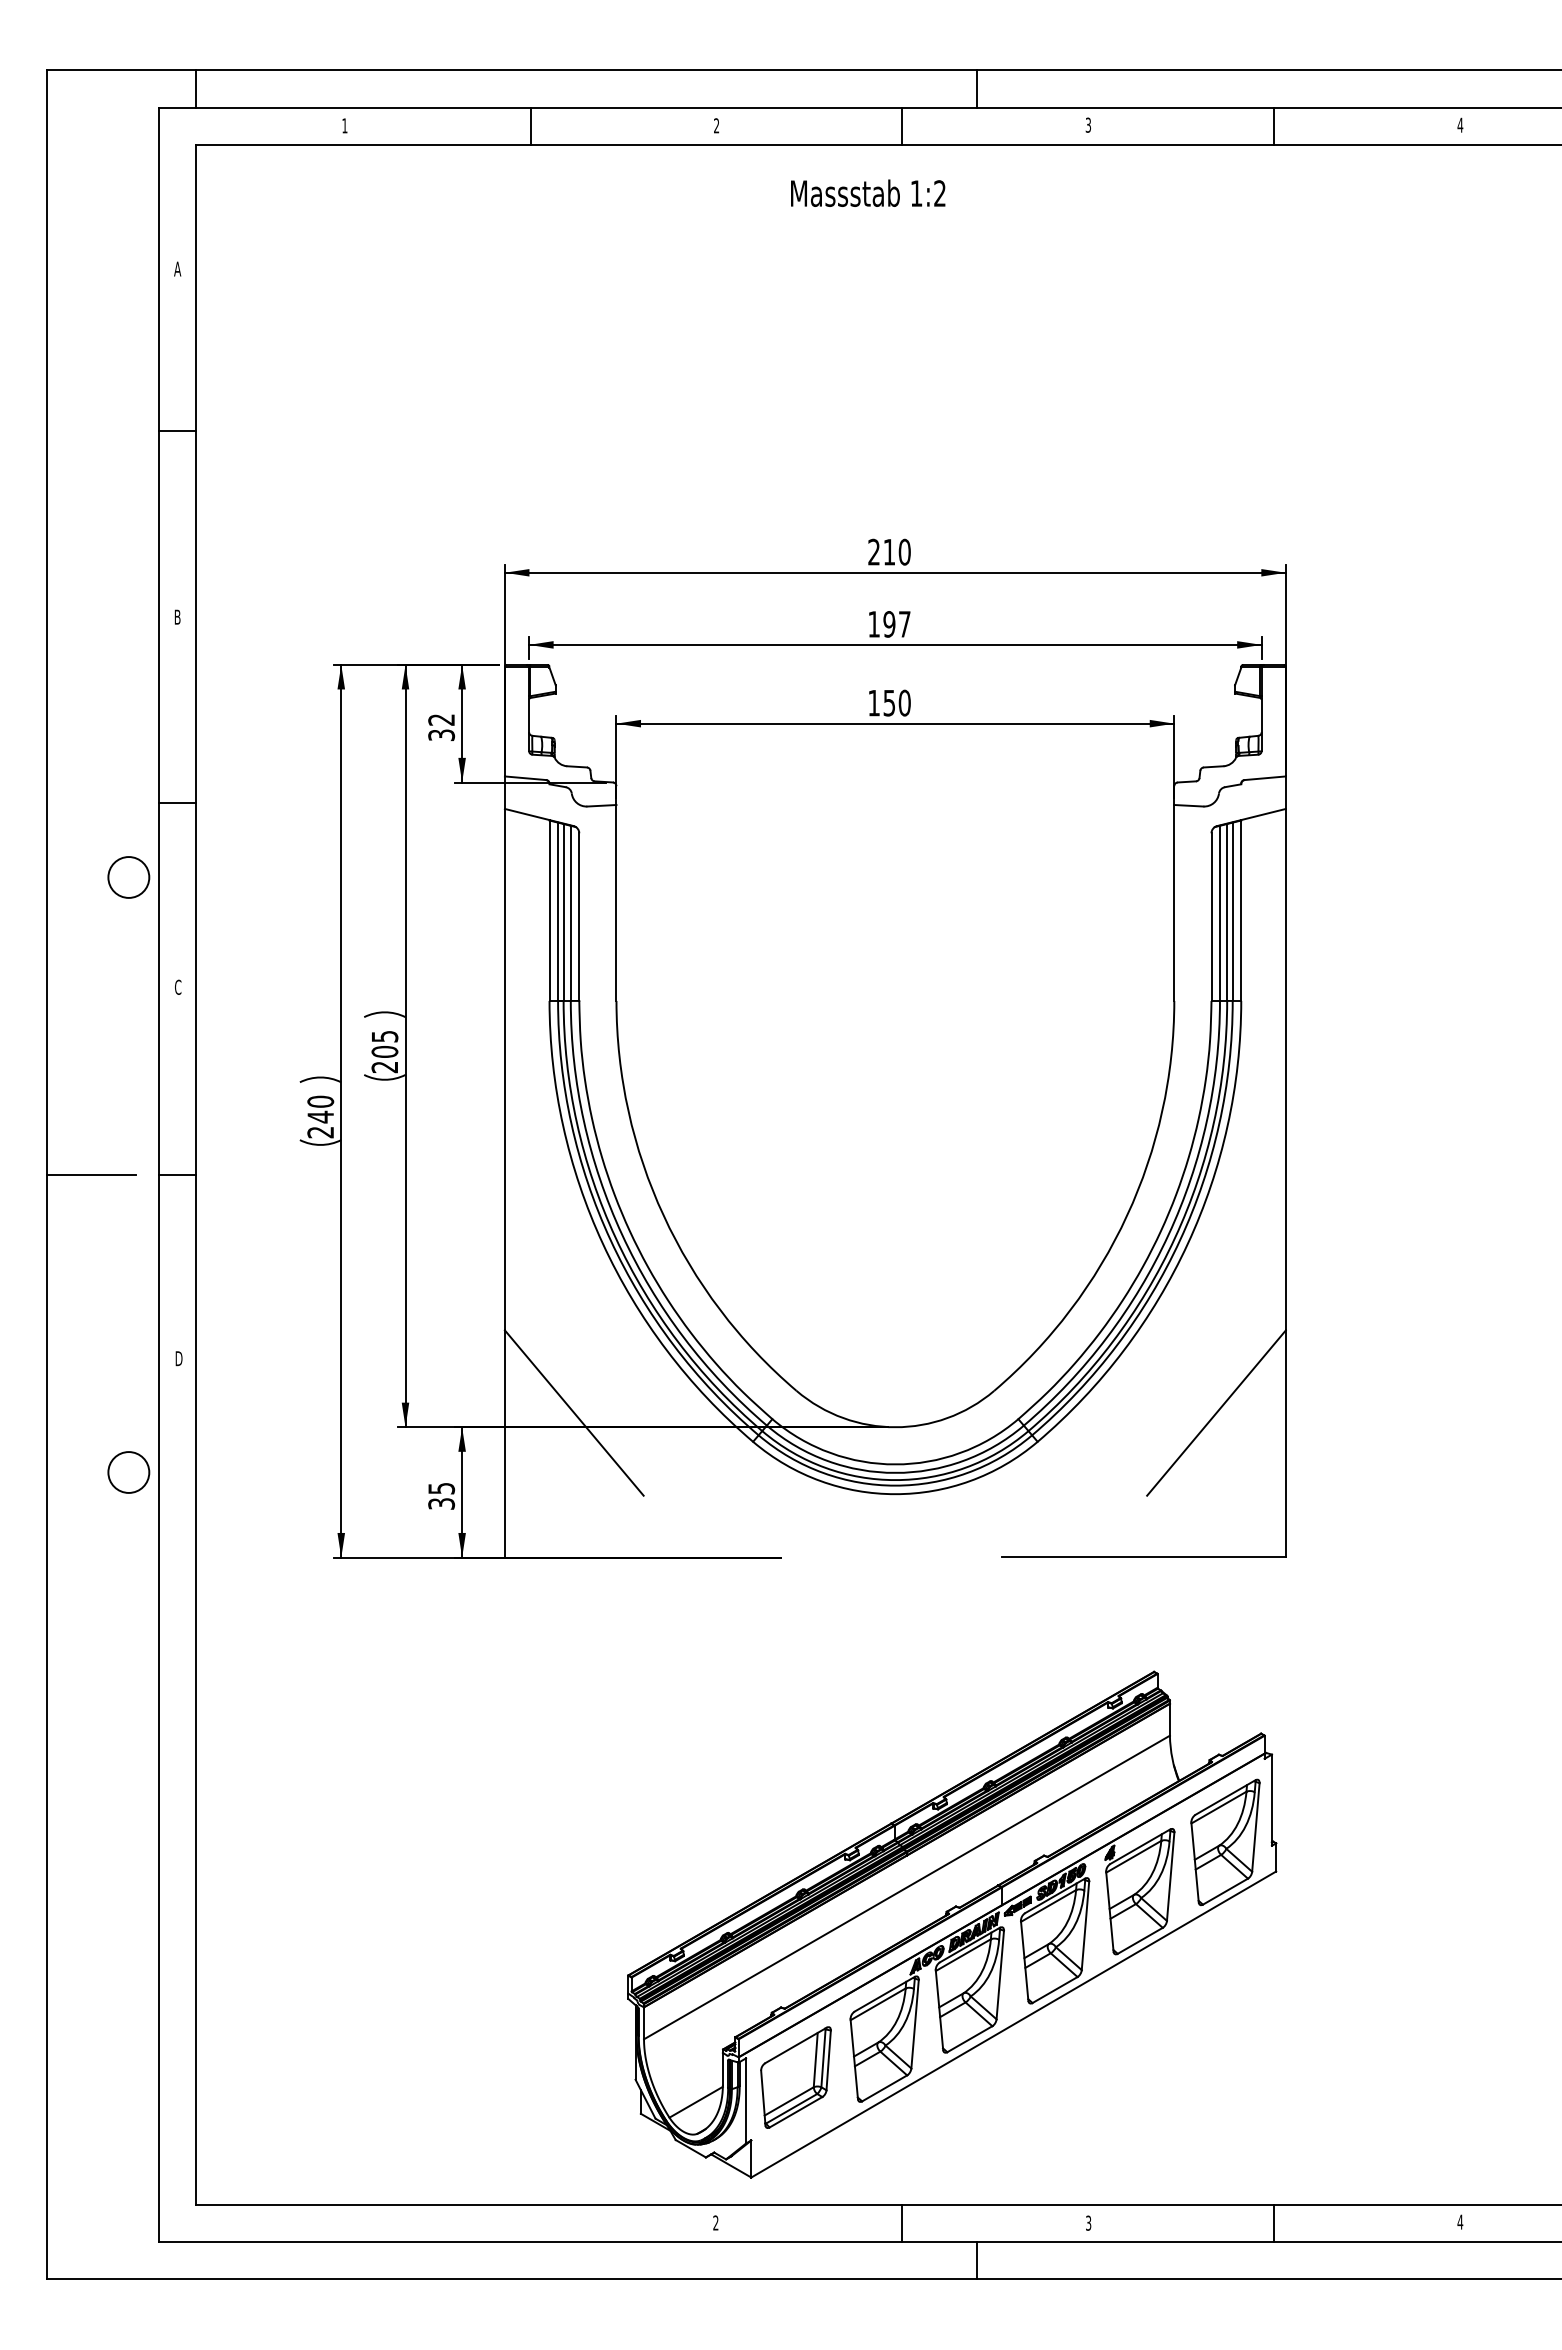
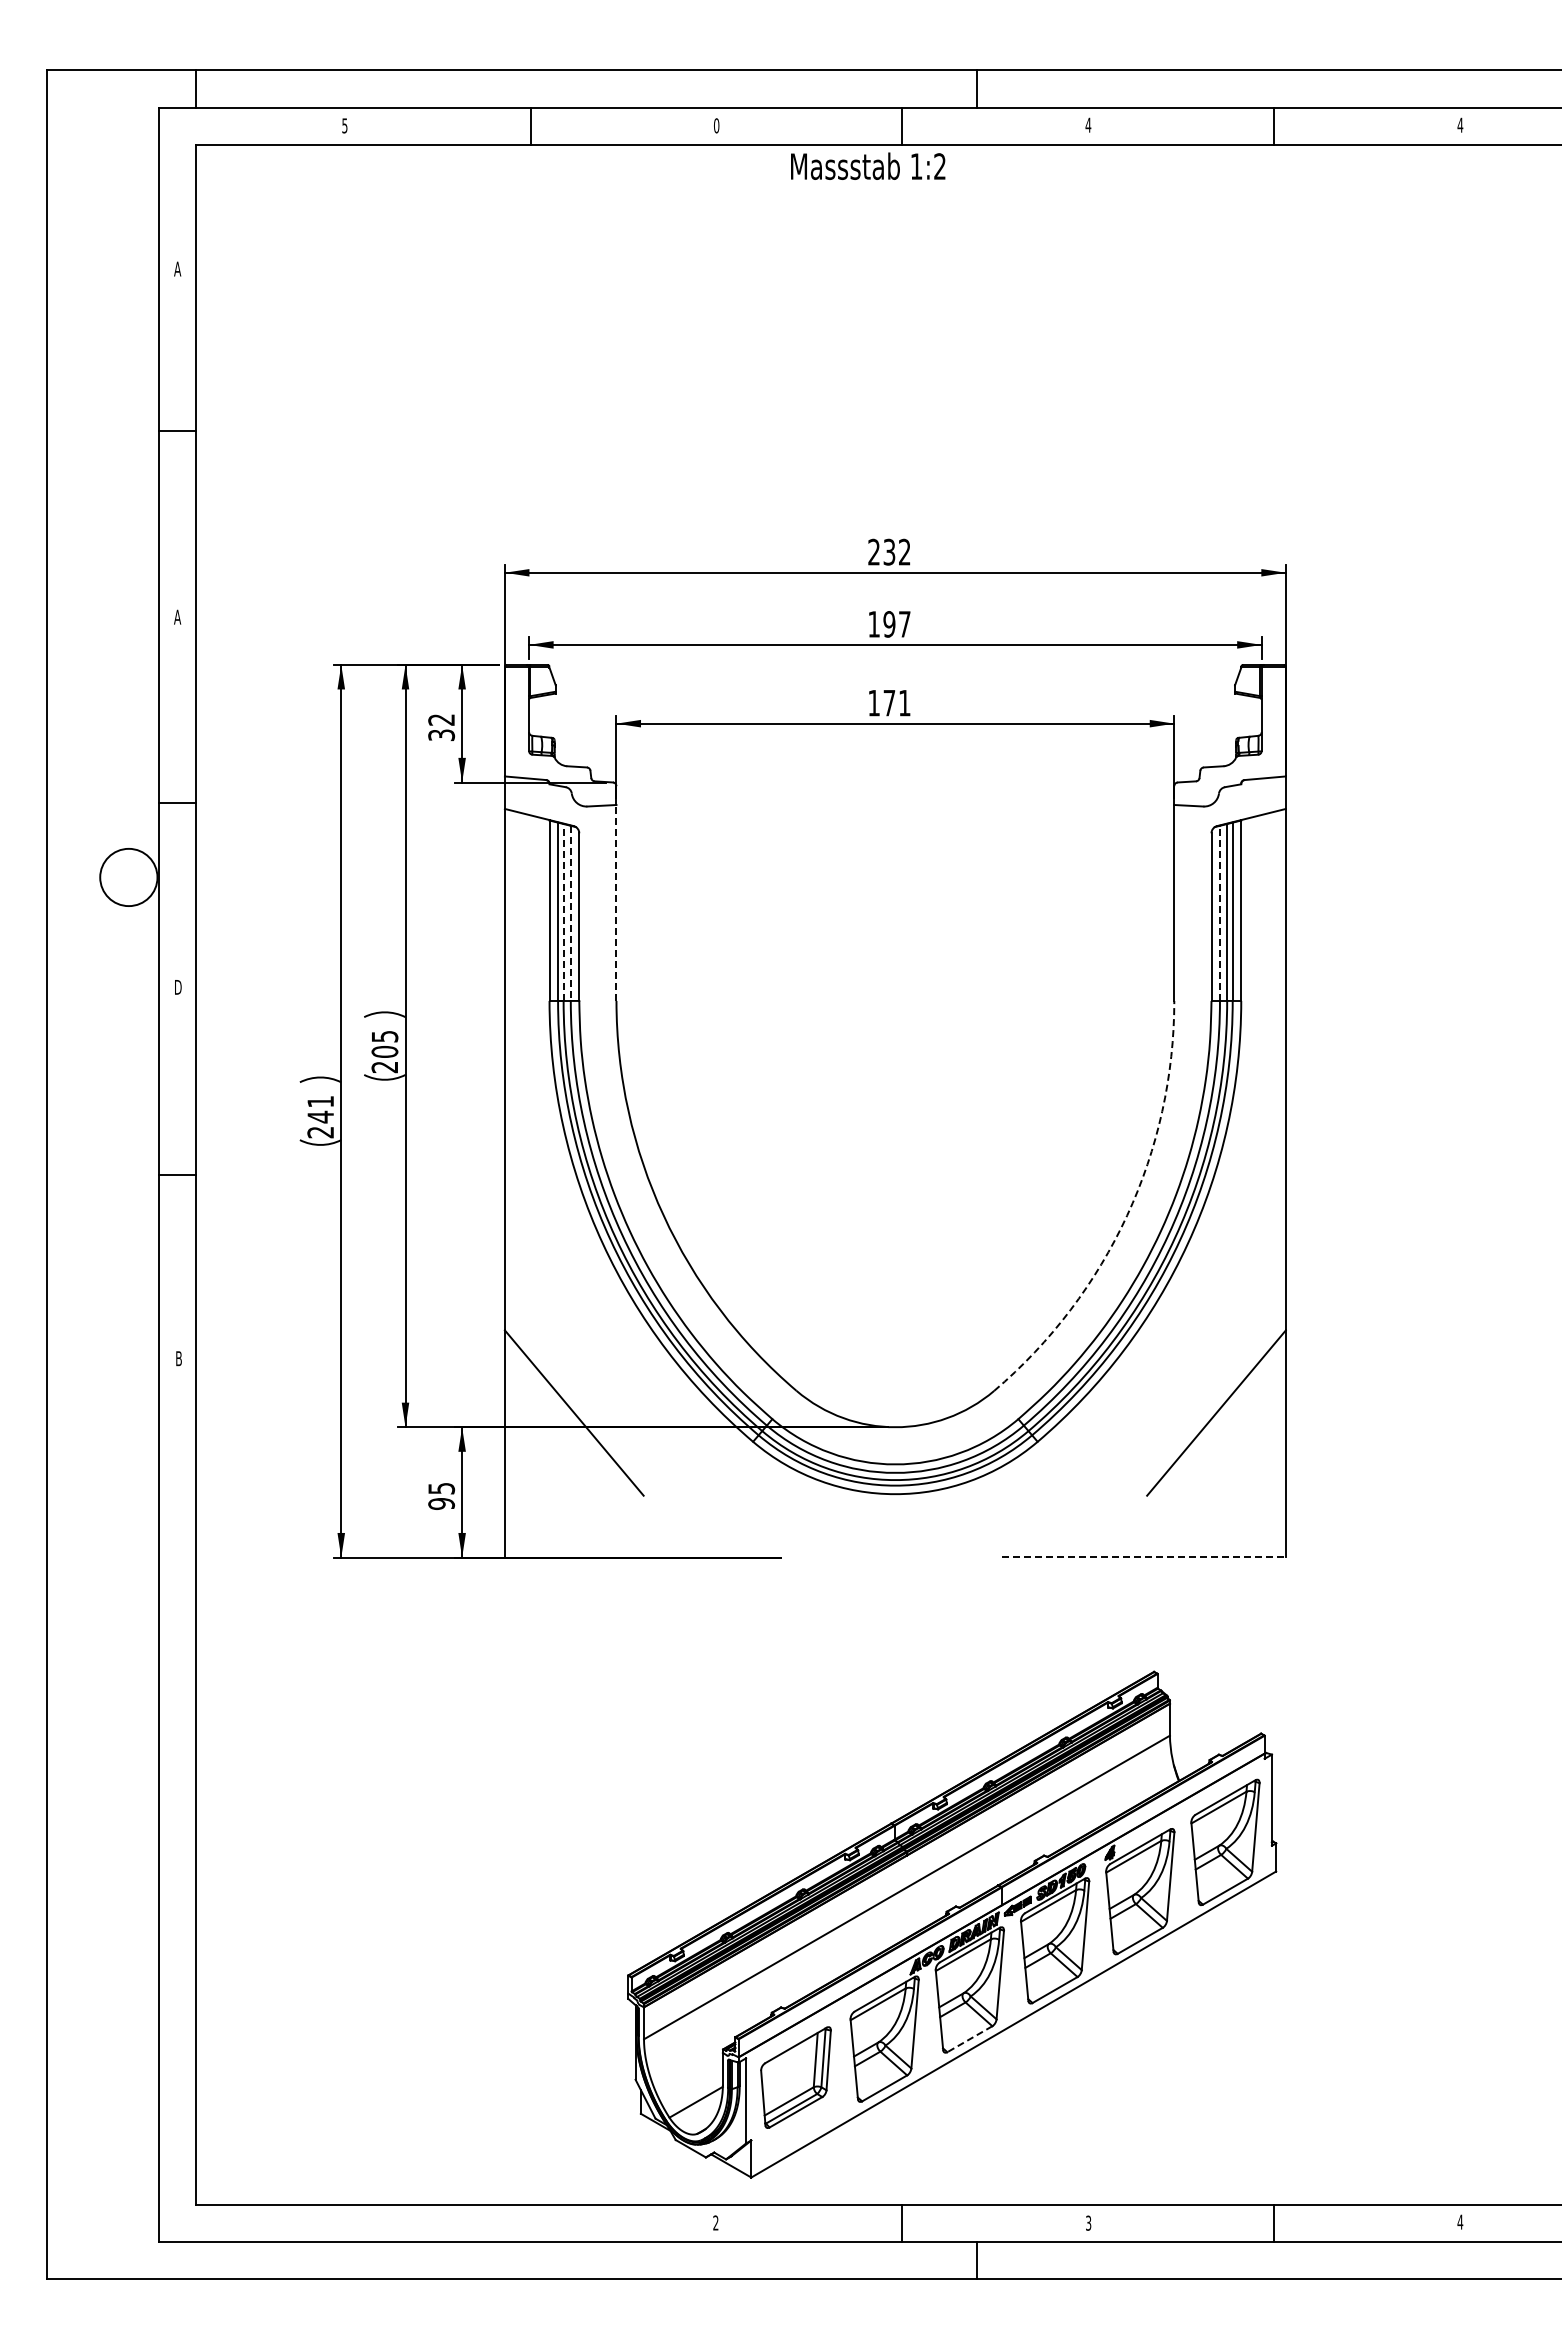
text: 3 -> 4 (1088, 124)
text: 1 -> 5 (344, 125)
text: 2 -> 0 (716, 125)
text position: (868, 192) -> (868, 165) (868, 165)
text: 210 -> 232 (896, 551)
text: B -> A (177, 616)
text: 150 -> 171 (896, 702)
circle diameter: 41 px -> 57 px (128, 877)
line: solid -> dashed (616, 902)
line: solid -> dashed (563, 911)
line: solid -> dashed (570, 913)
line: solid -> dashed (1219, 913)
text: C -> D (178, 986)
text: 240 -> 241 (320, 1101)
line: present -> none (91, 1175)
arc: solid -> dashed (1127, 1215)
text: D -> B (178, 1358)
circle: present -> none (128, 1472)
text: 35 -> 95 (441, 1503)
line: solid -> dashed (1144, 1557)
line: solid -> dashed (969, 2039)
